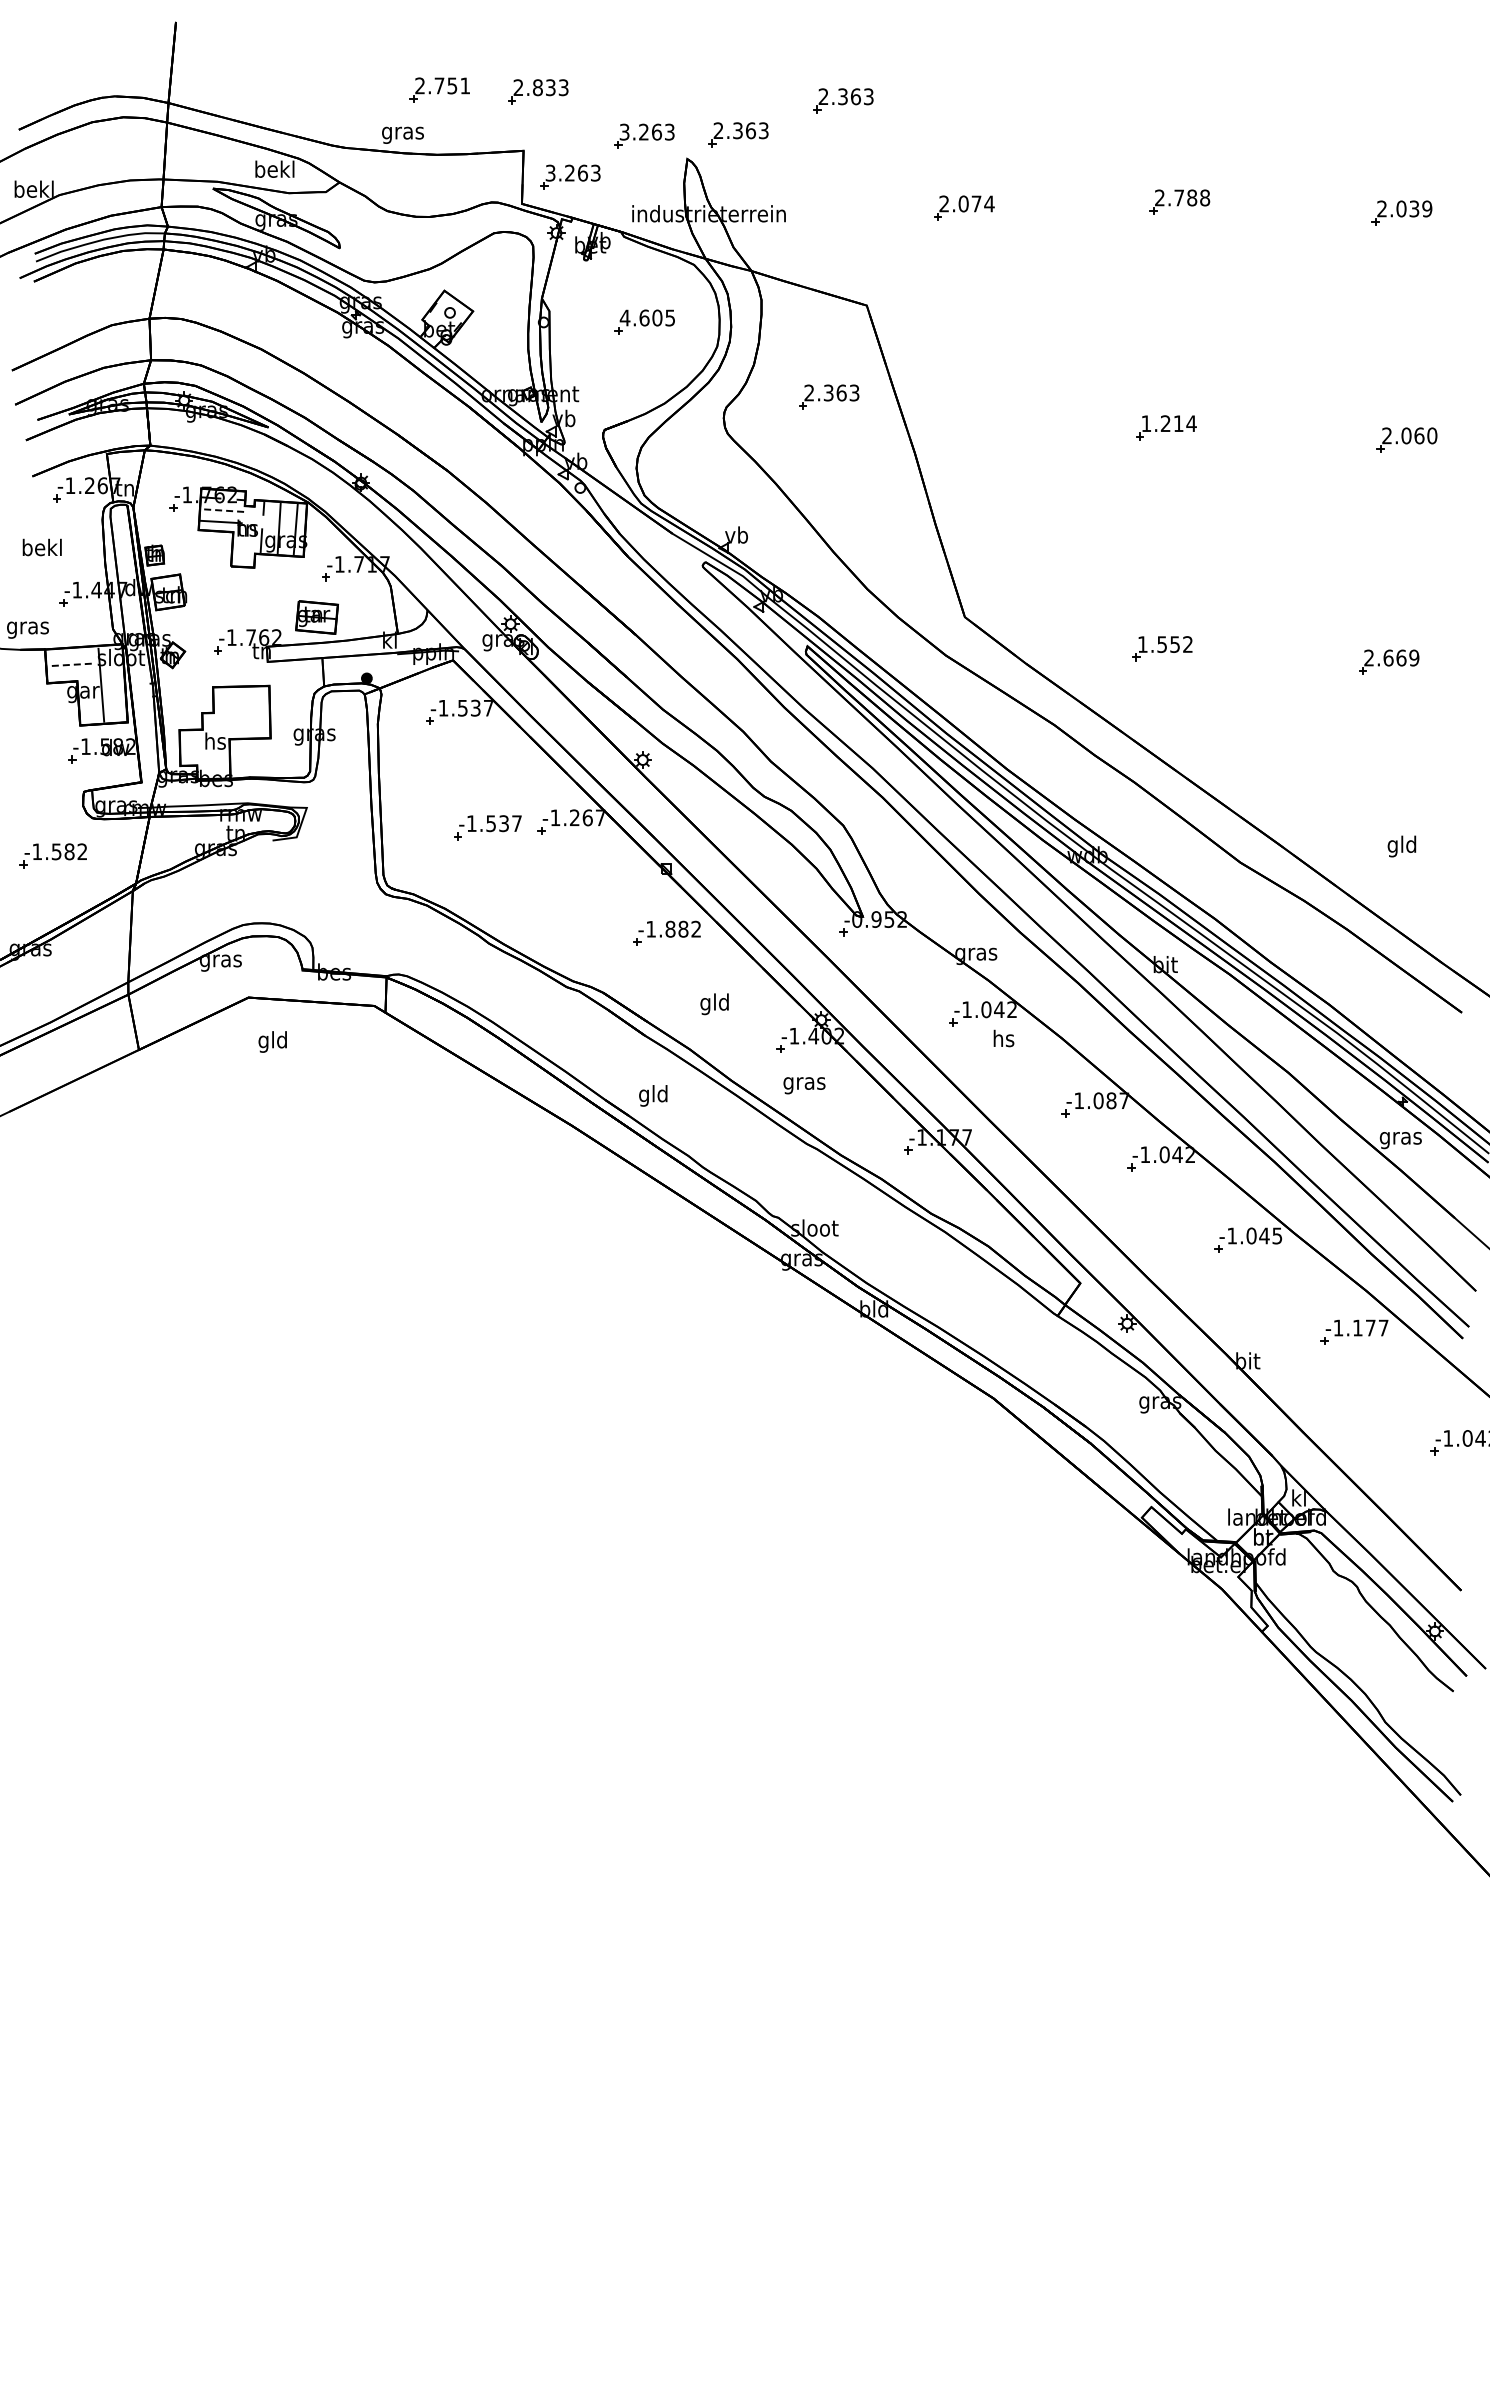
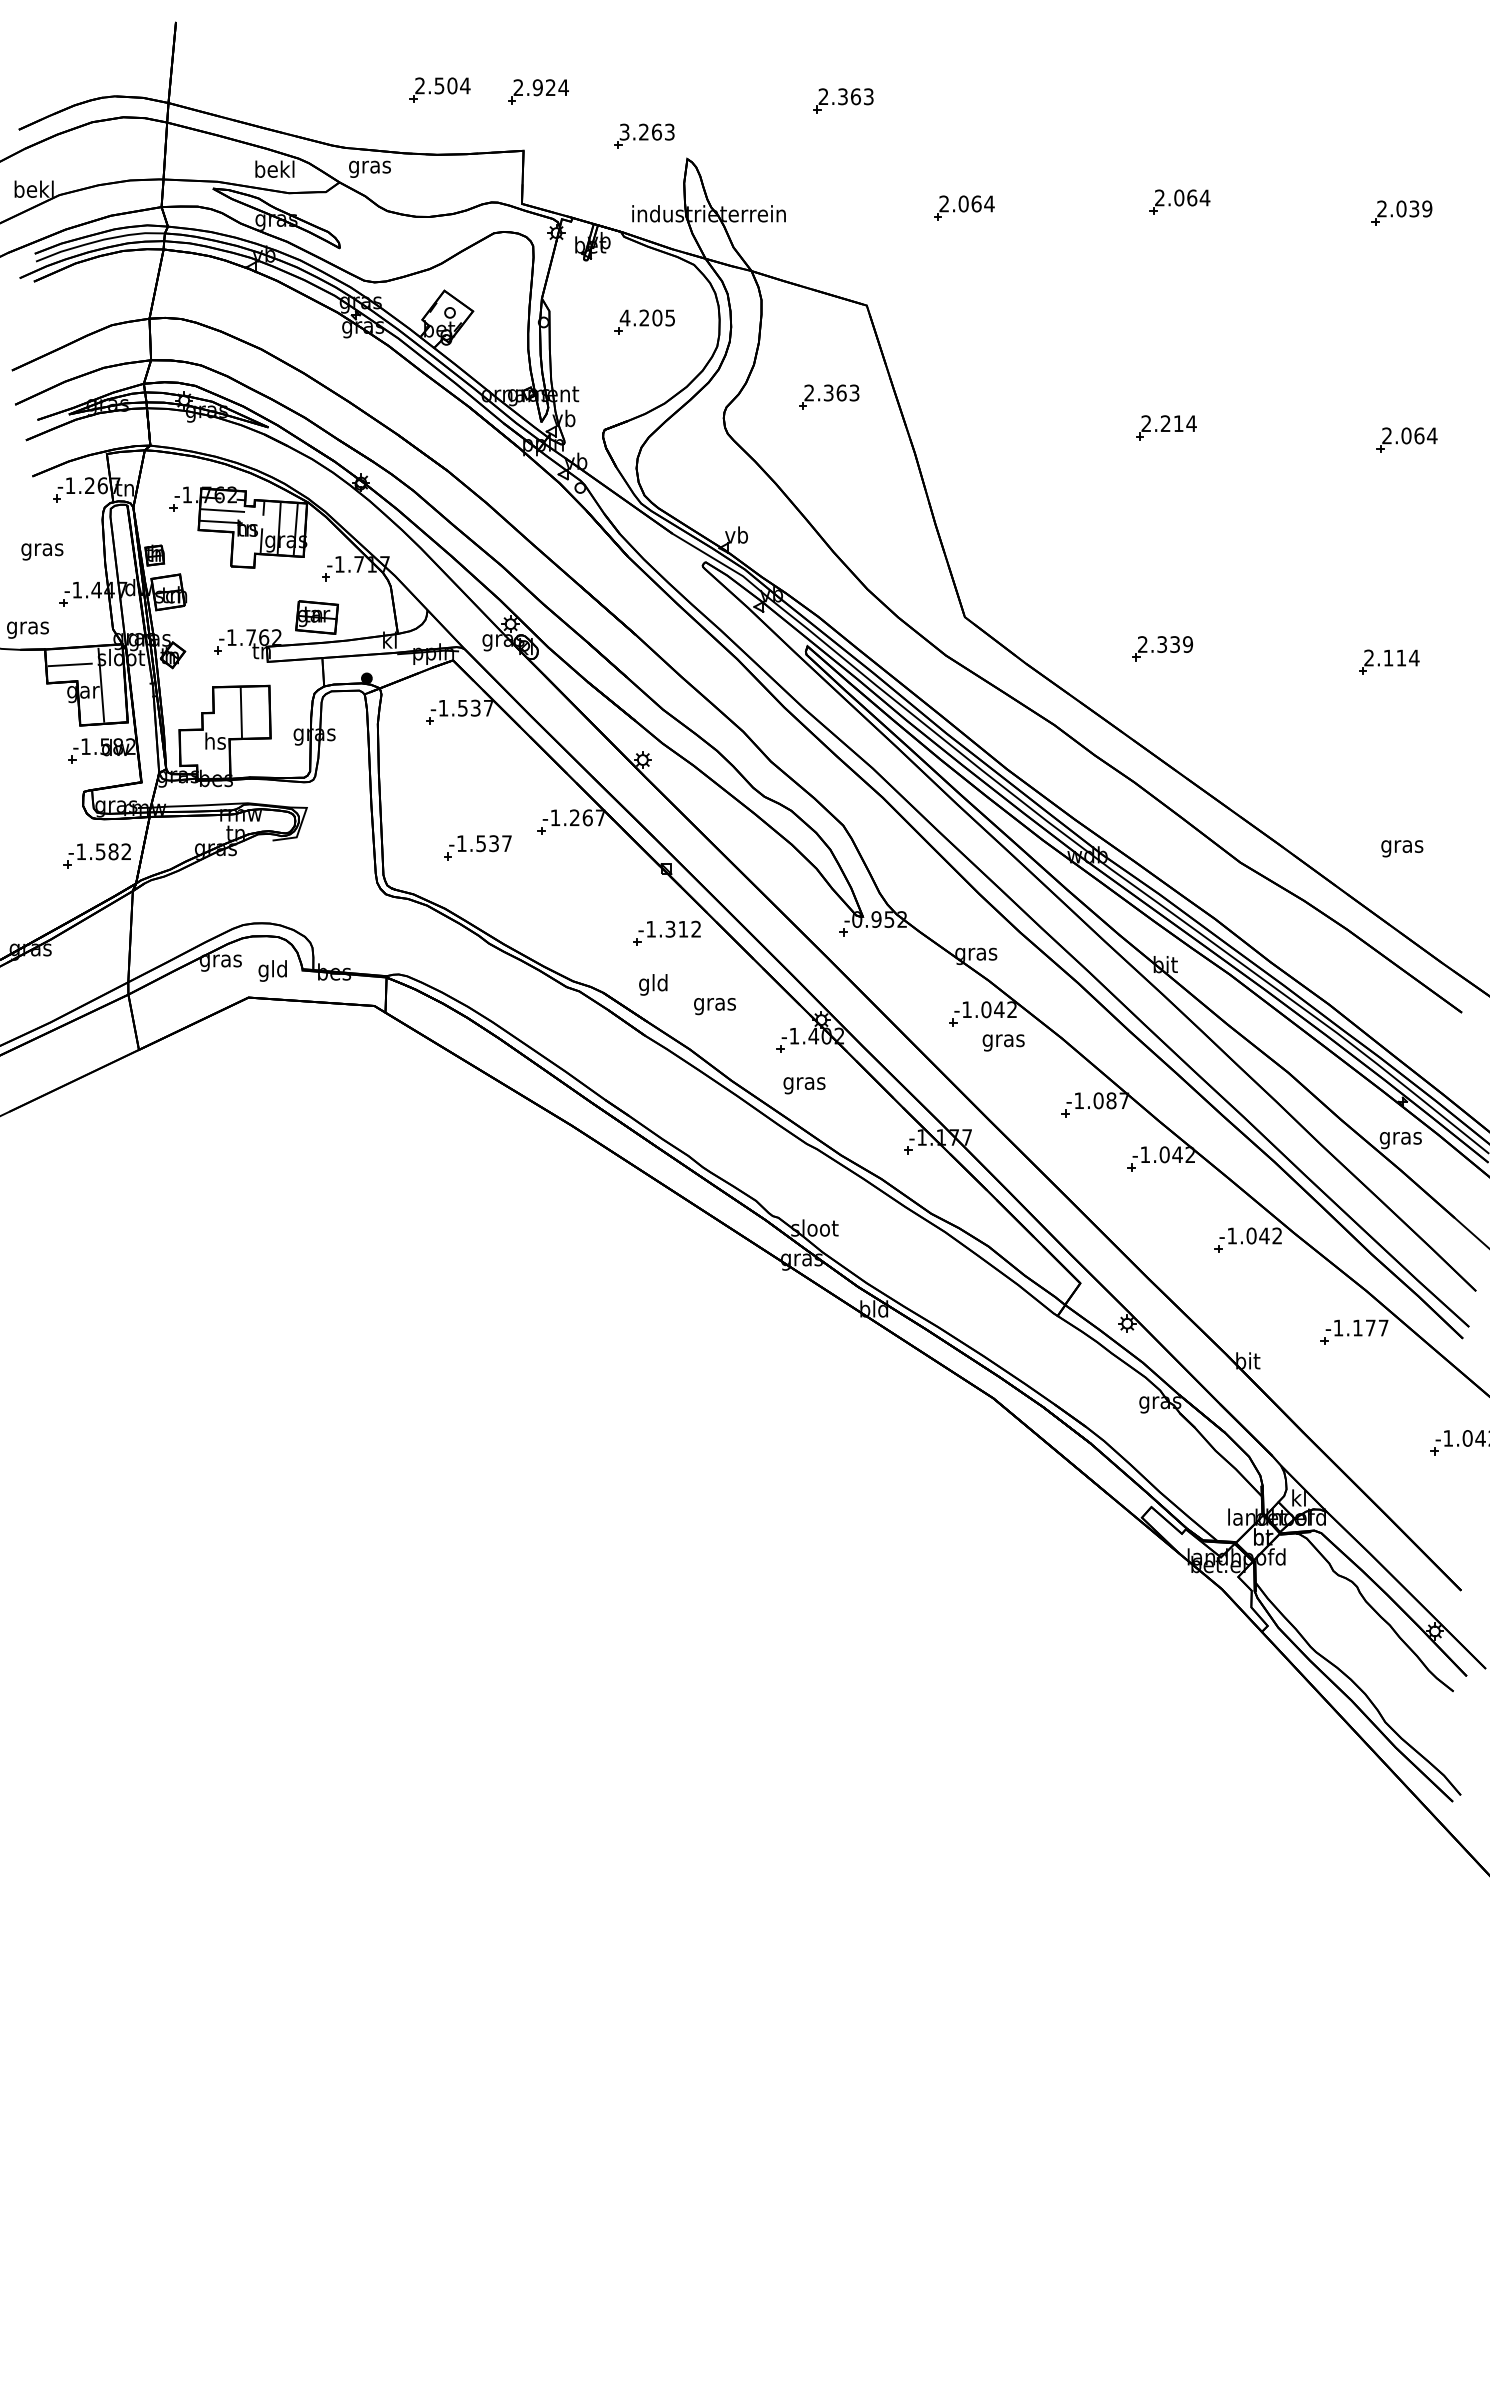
text: 2.751 -> 2.504 (452, 85)
text: 2.833 -> 2.924 (550, 87)
text position: (402, 134) -> (369, 168) (369, 168)
part: present -> none (738, 134)
part: present -> none (570, 176)
text: 2.788 -> 2.064 (1192, 197)
text: 2.074 -> 2.064 (976, 203)
text: 4.605 -> 4.205 (644, 317)
text: 1.214 -> 2.214 (1145, 423)
text: 2.060 -> 2.064 (1432, 435)
line: dashed -> solid (222, 510)
text: bekl -> gras (42, 549)
text: 1.552 -> 2.339 (1165, 644)
text: 2.669 -> 2.114 (1401, 657)
line: dashed -> solid (70, 664)
line: none -> present (241, 712)
part position: (487, 827) -> (477, 847) (477, 847)
text: gld -> gras (1402, 846)
part position: (52, 855) -> (96, 855) (96, 855)
text: -1.882 -> -1.312 (676, 928)
text: gld -> gras (714, 1004)
text: hs -> gras (1003, 1040)
text position: (272, 1041) -> (272, 970) (272, 970)
text position: (653, 1095) -> (653, 984) (653, 984)
text: -1.045 -> -1.042 (1277, 1235)
